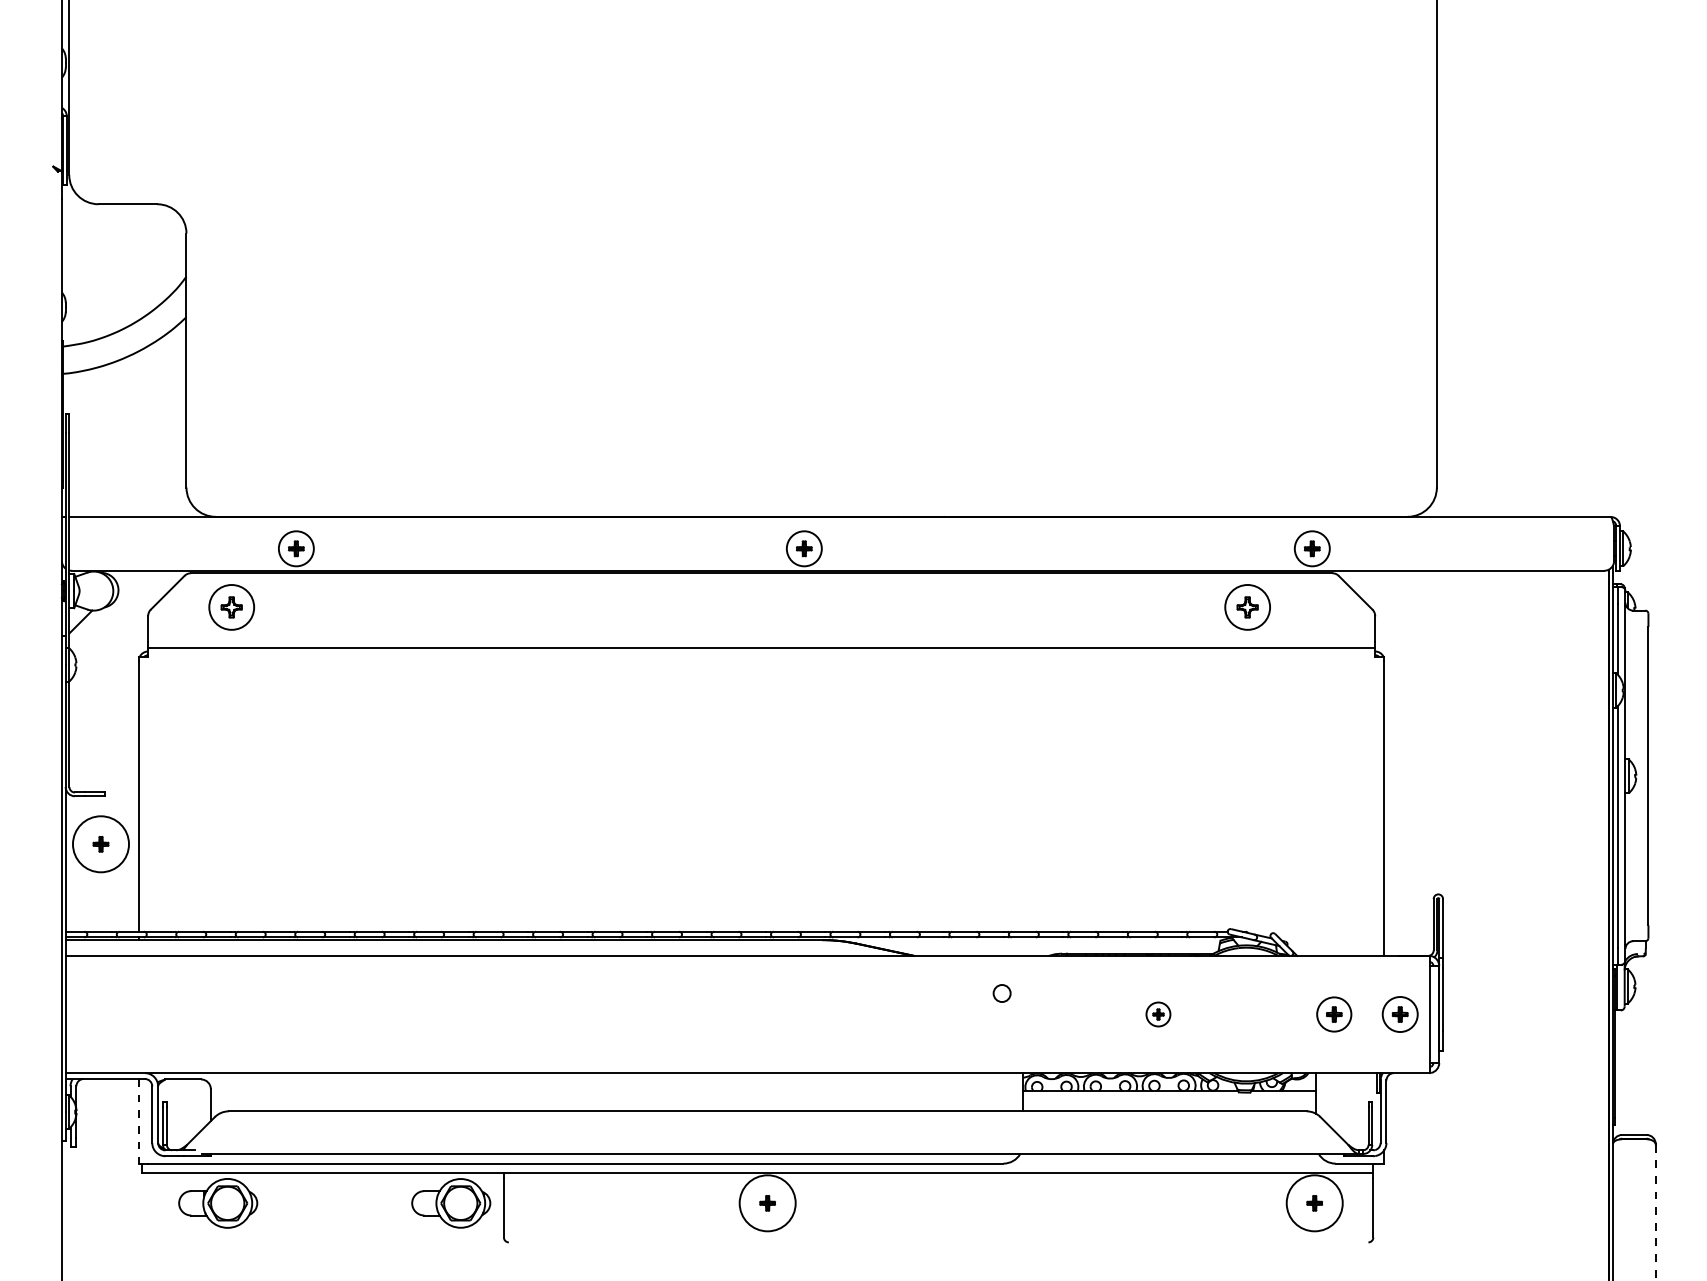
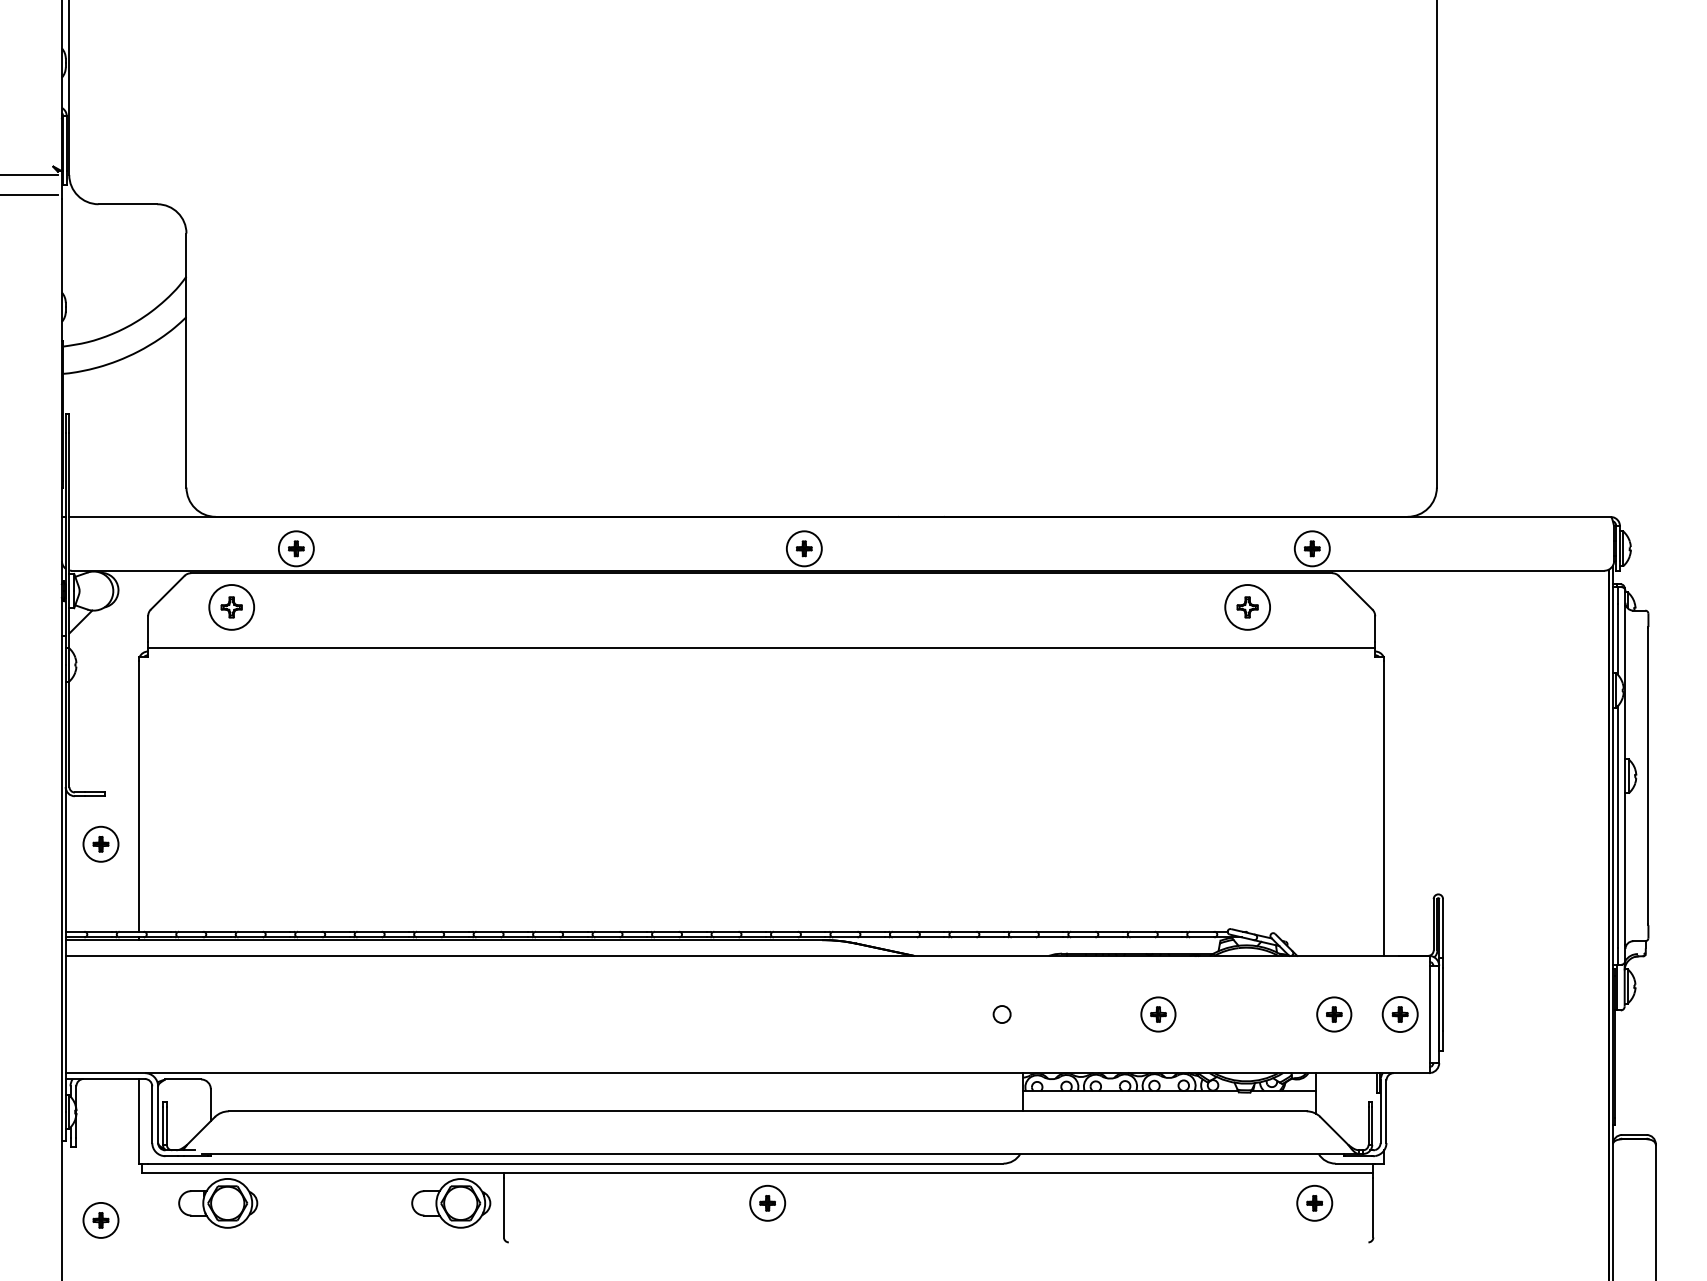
line: none -> present (29, 175)
line: none -> present (29, 194)
circle diameter: 56 px -> 35 px (100, 843)
circle position: (1001, 993) -> (1001, 1014) (1001, 1014)
part size: 27x27 px -> 37x37 px (1158, 1014)
line: dashed -> solid (138, 1121)
circle diameter: 56 px -> 35 px (767, 1202)
circle diameter: 56 px -> 35 px (1314, 1202)
line: dashed -> solid (1655, 1212)
part: none -> present (100, 1220)
